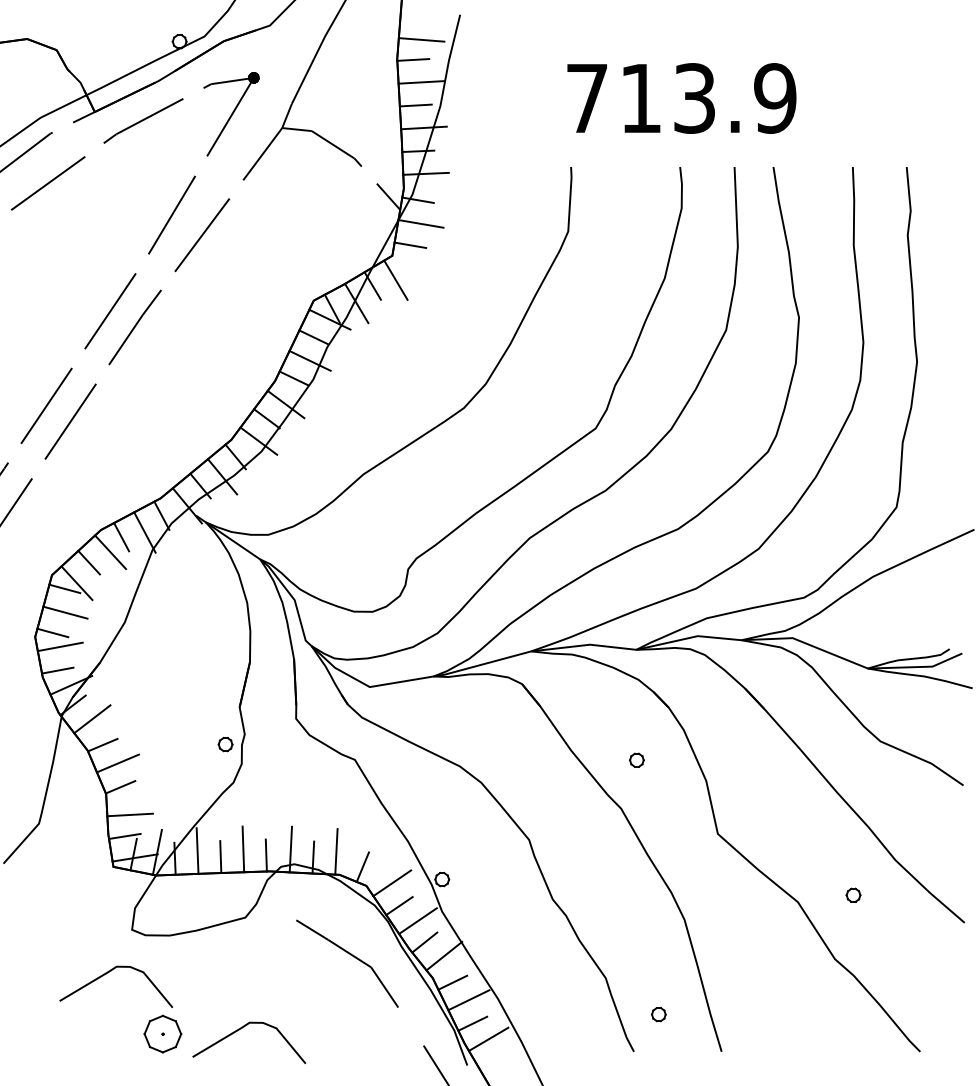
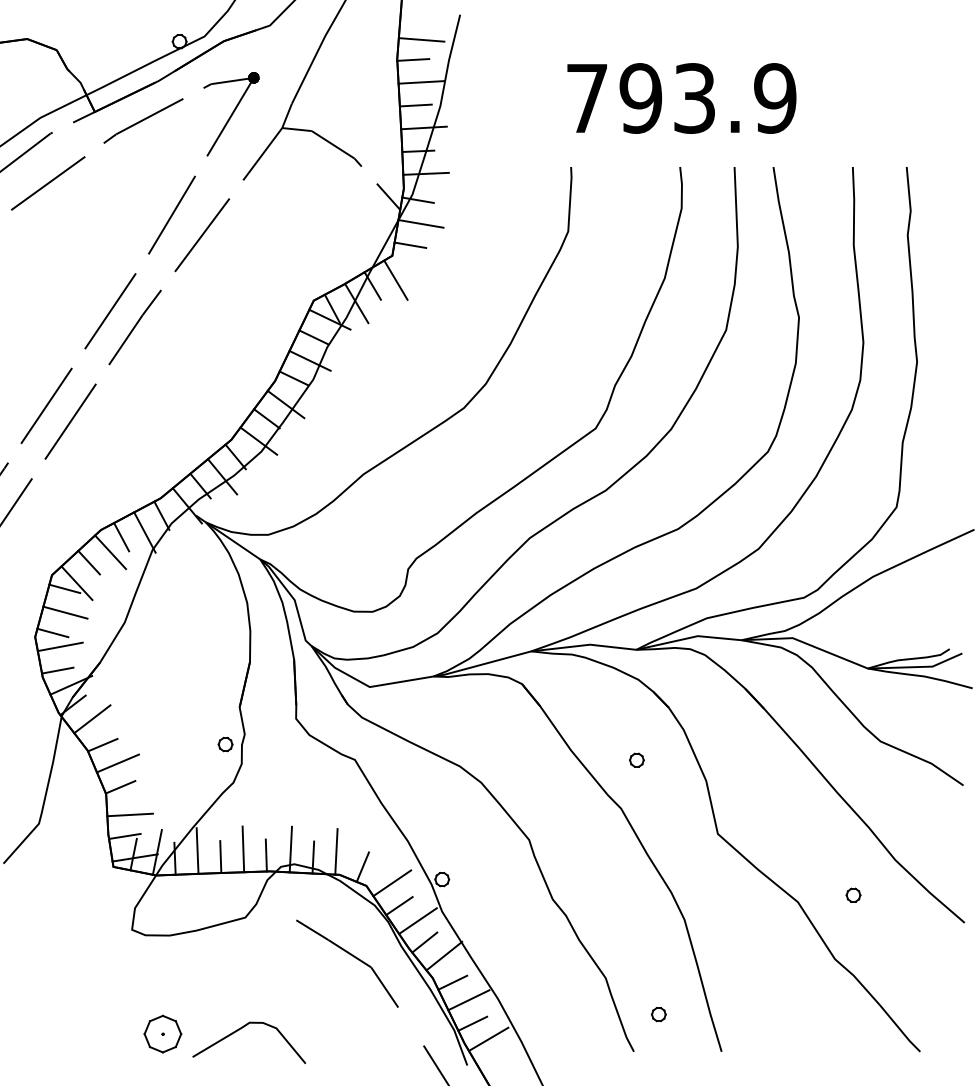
text: 713.9 -> 793.9 (640, 98)
curve: present -> none (108, 973)
